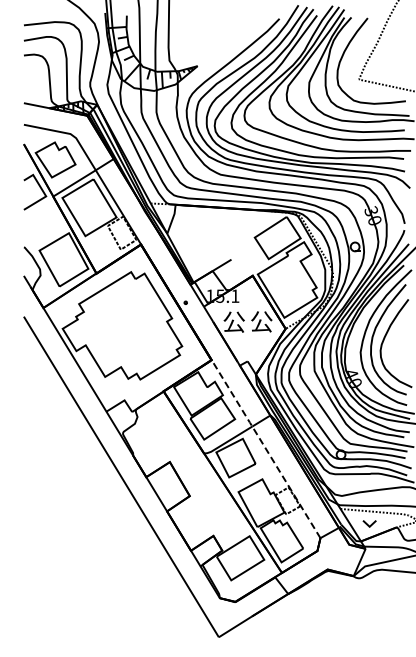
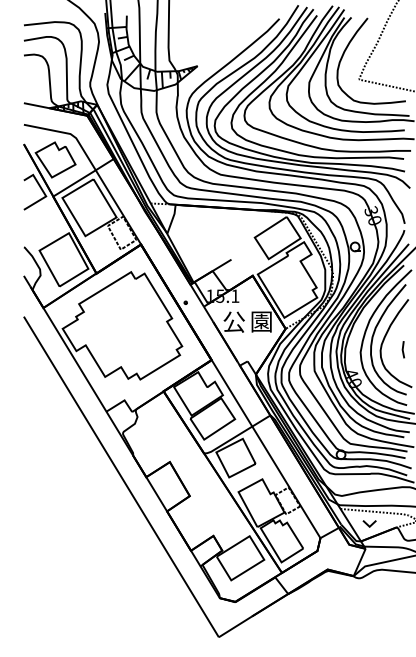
text: 公 -> 園 (261, 321)
line: none -> present (403, 349)
line: dashed -> solid (265, 448)
